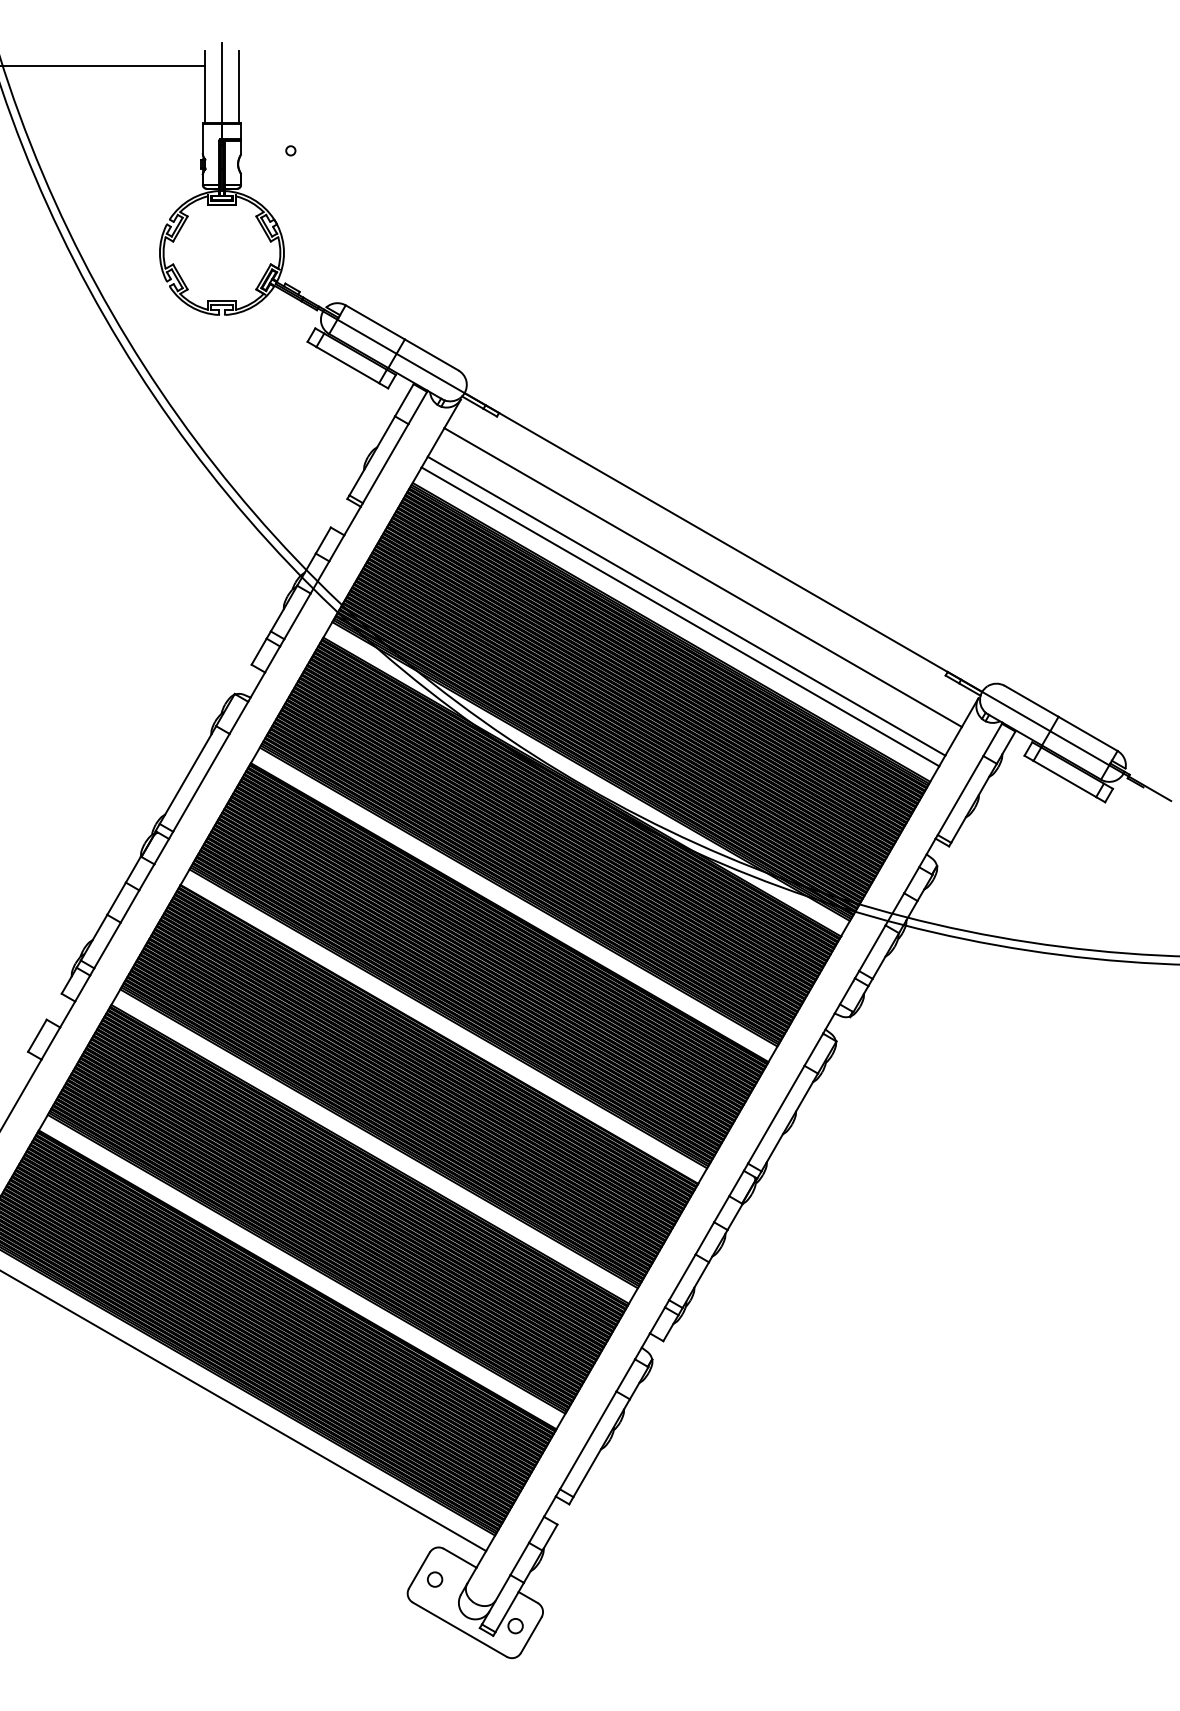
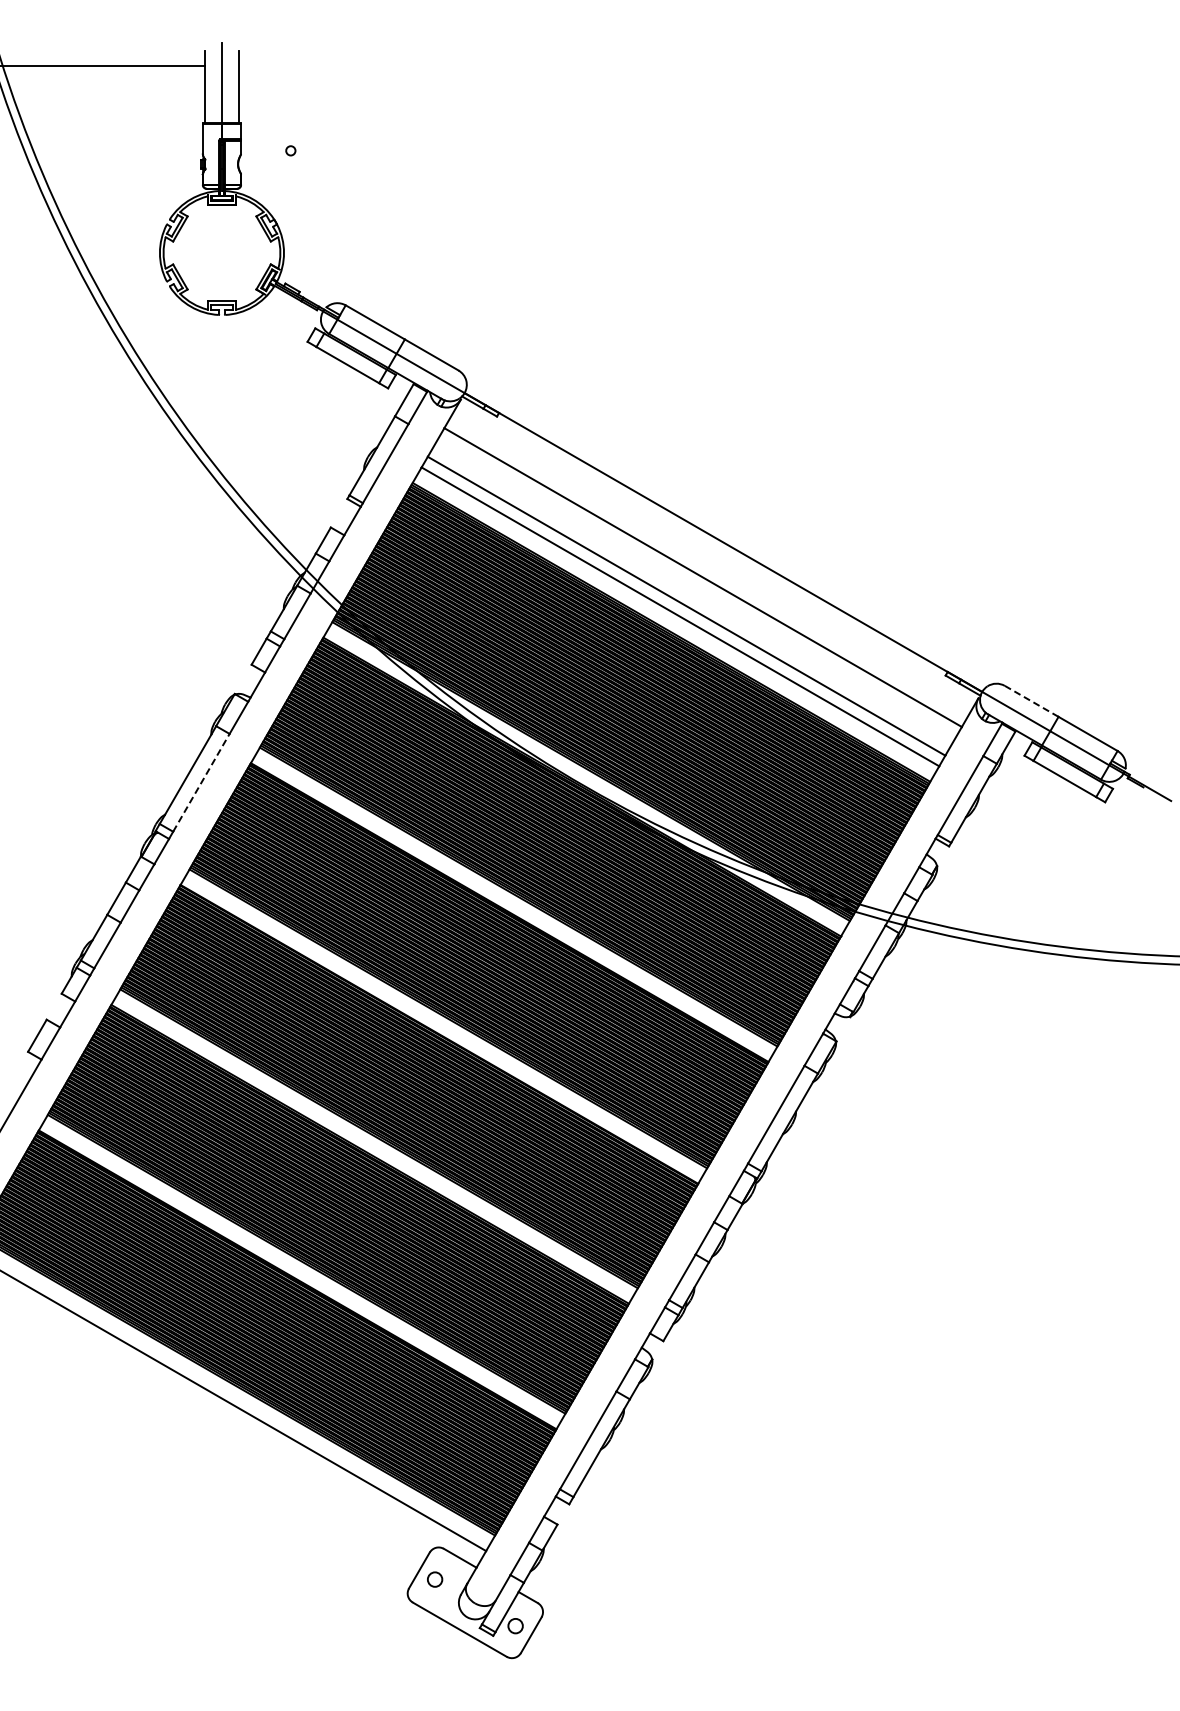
line: solid -> dashed (1031, 701)
line: solid -> dashed (201, 782)
